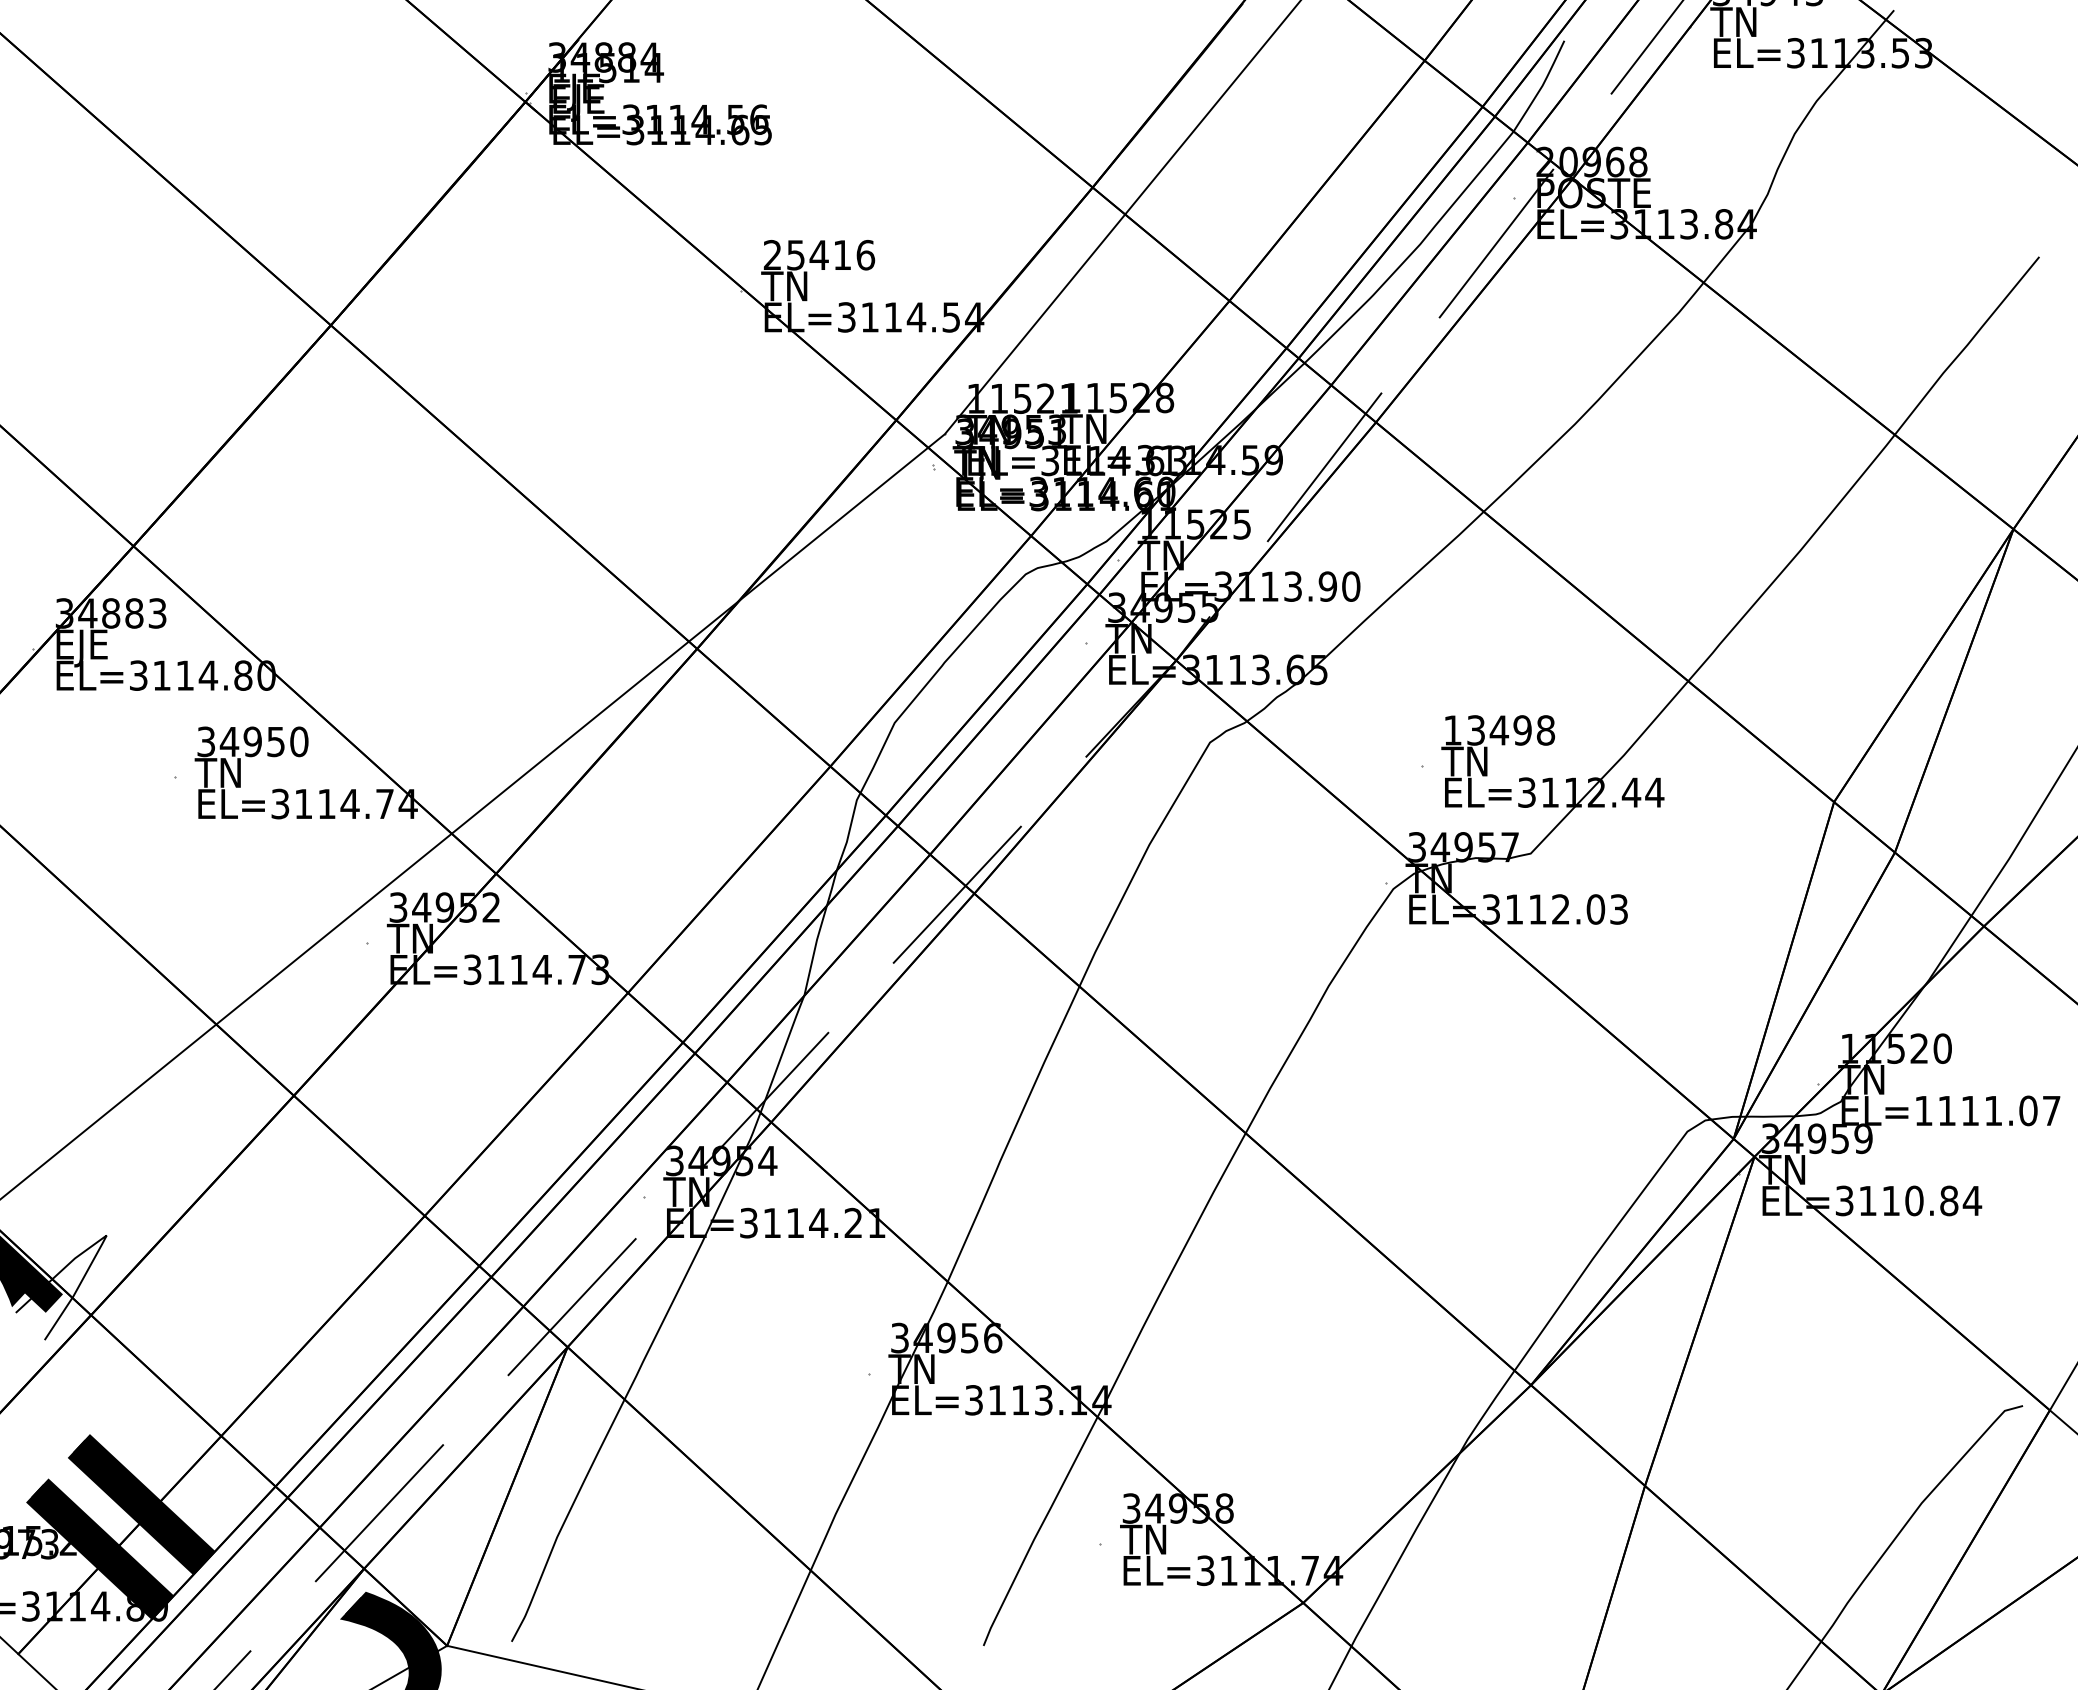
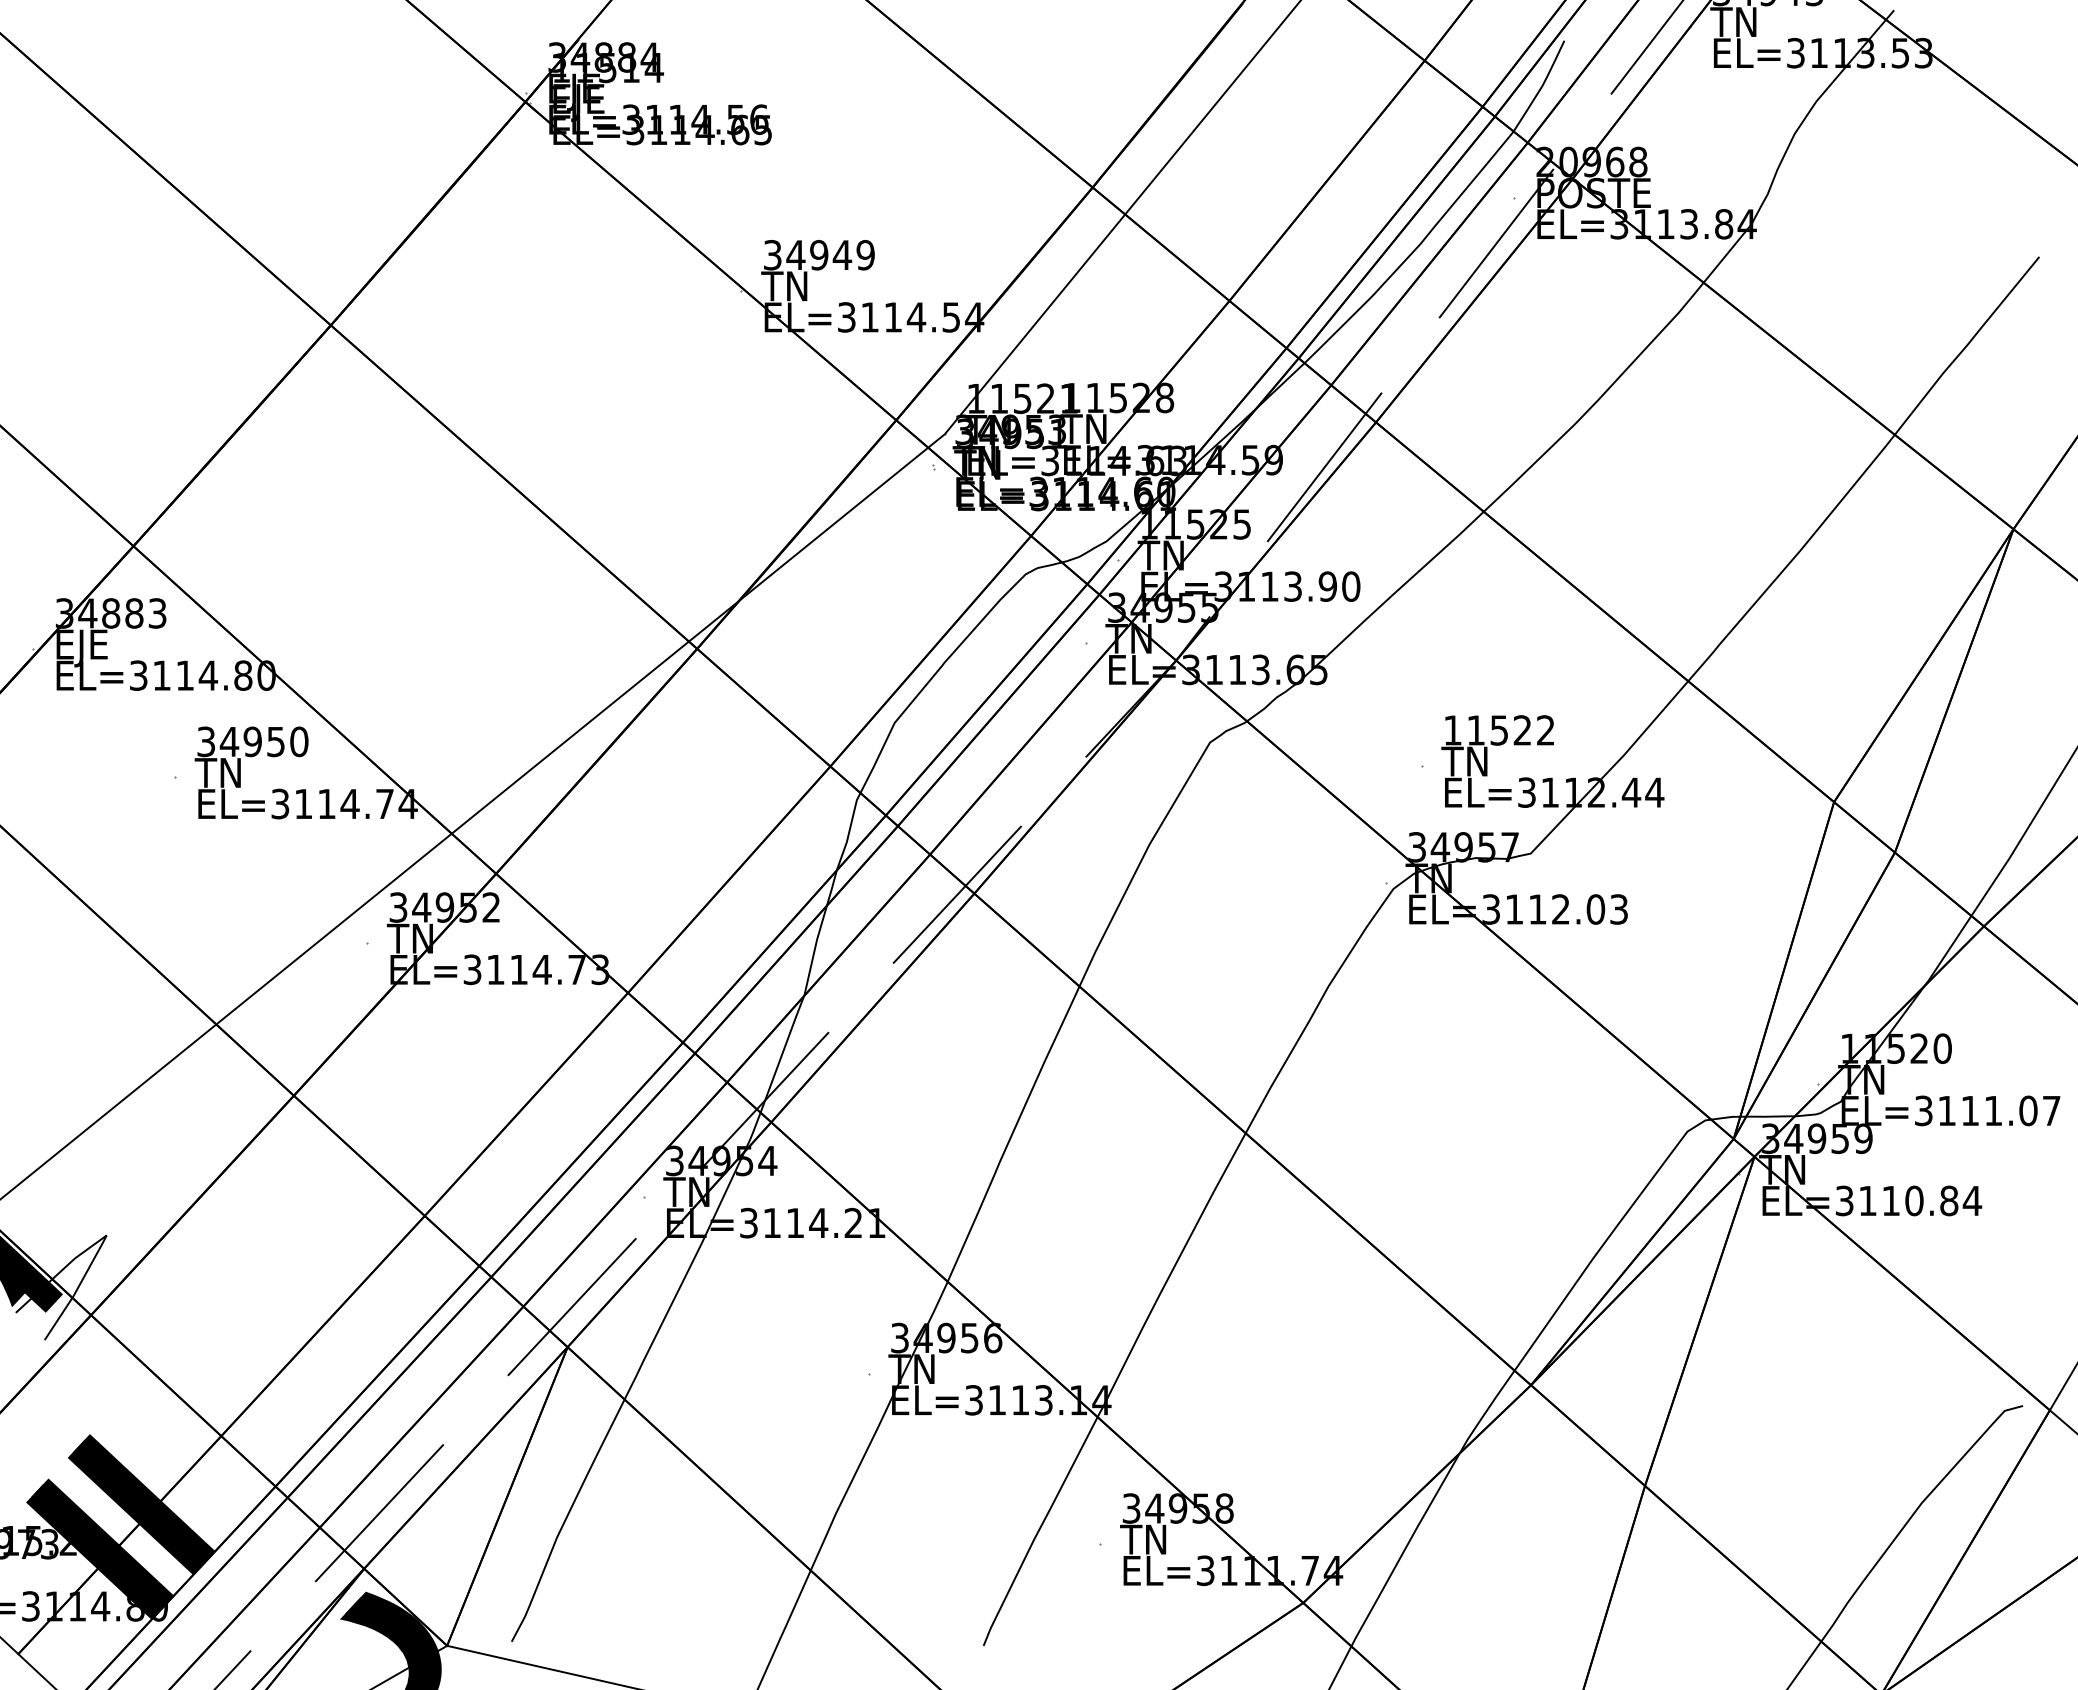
text: 25416 -> 34949 (819, 254)
text: 13498 -> 11522 (1511, 730)
text: EL=1111.07 -> EL=3111.07 (1923, 1110)
